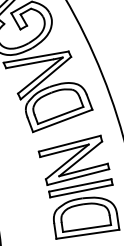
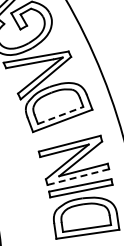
line: solid -> dashed (61, 115)
line: solid -> dashed (78, 177)
